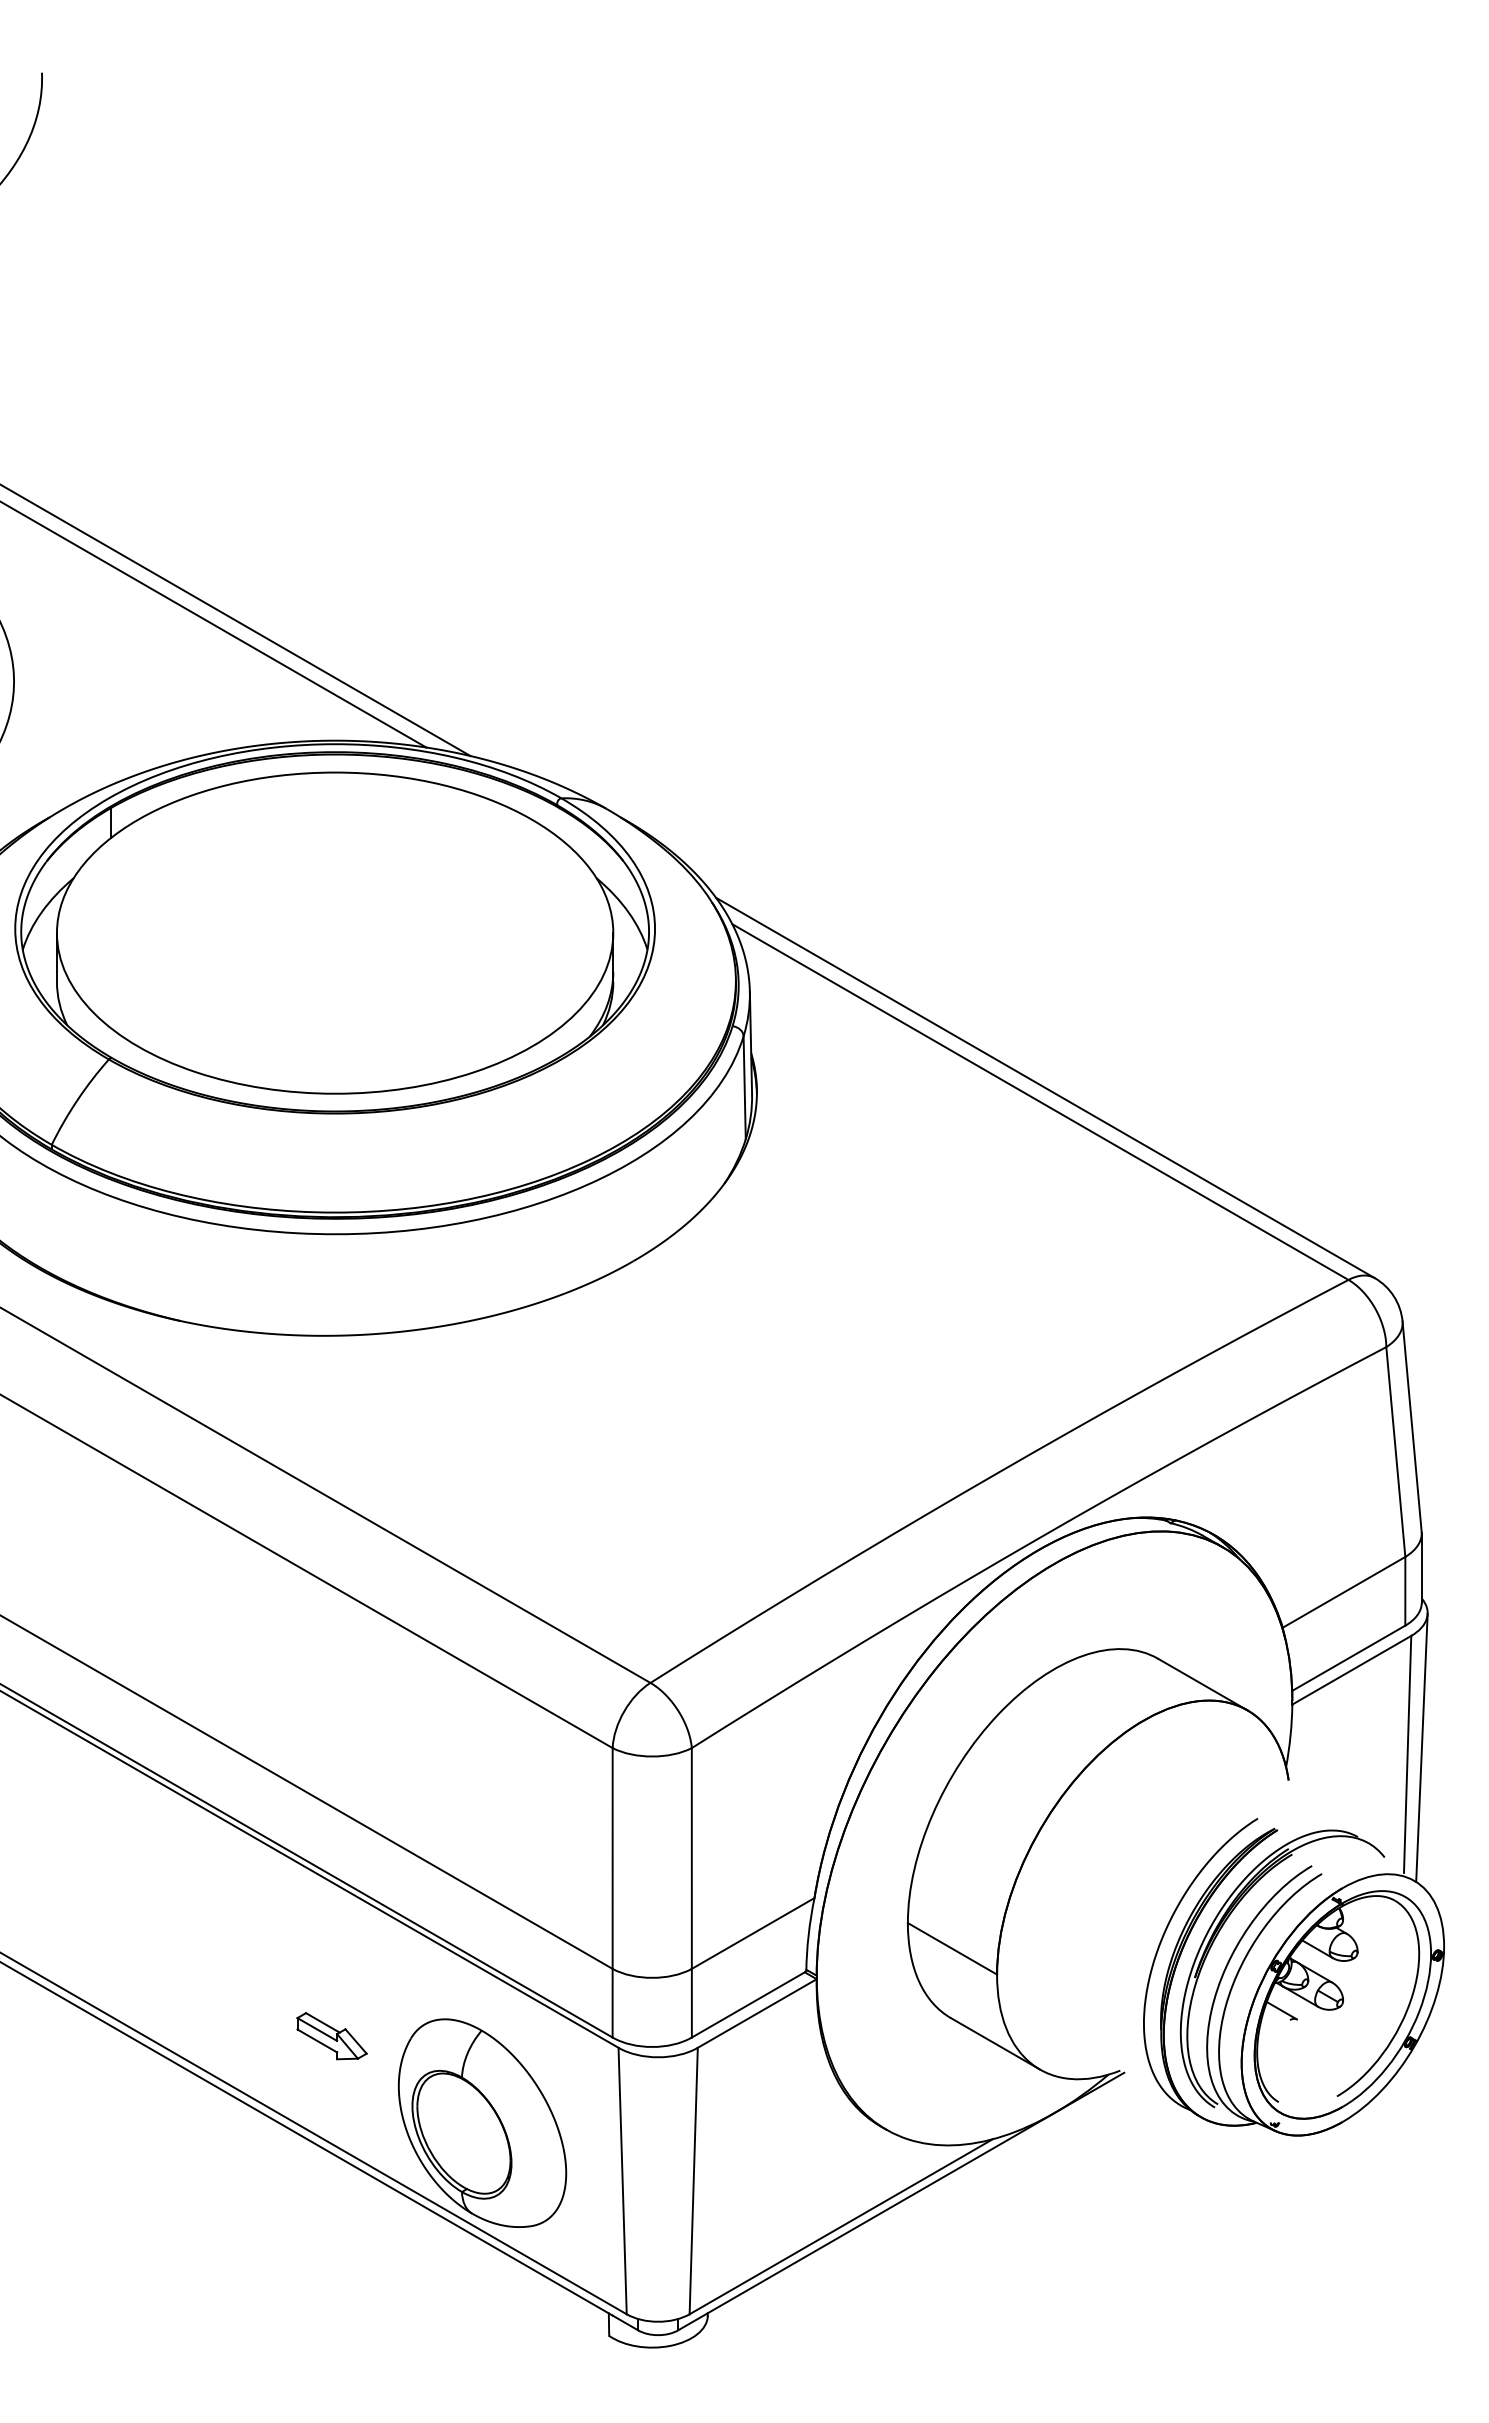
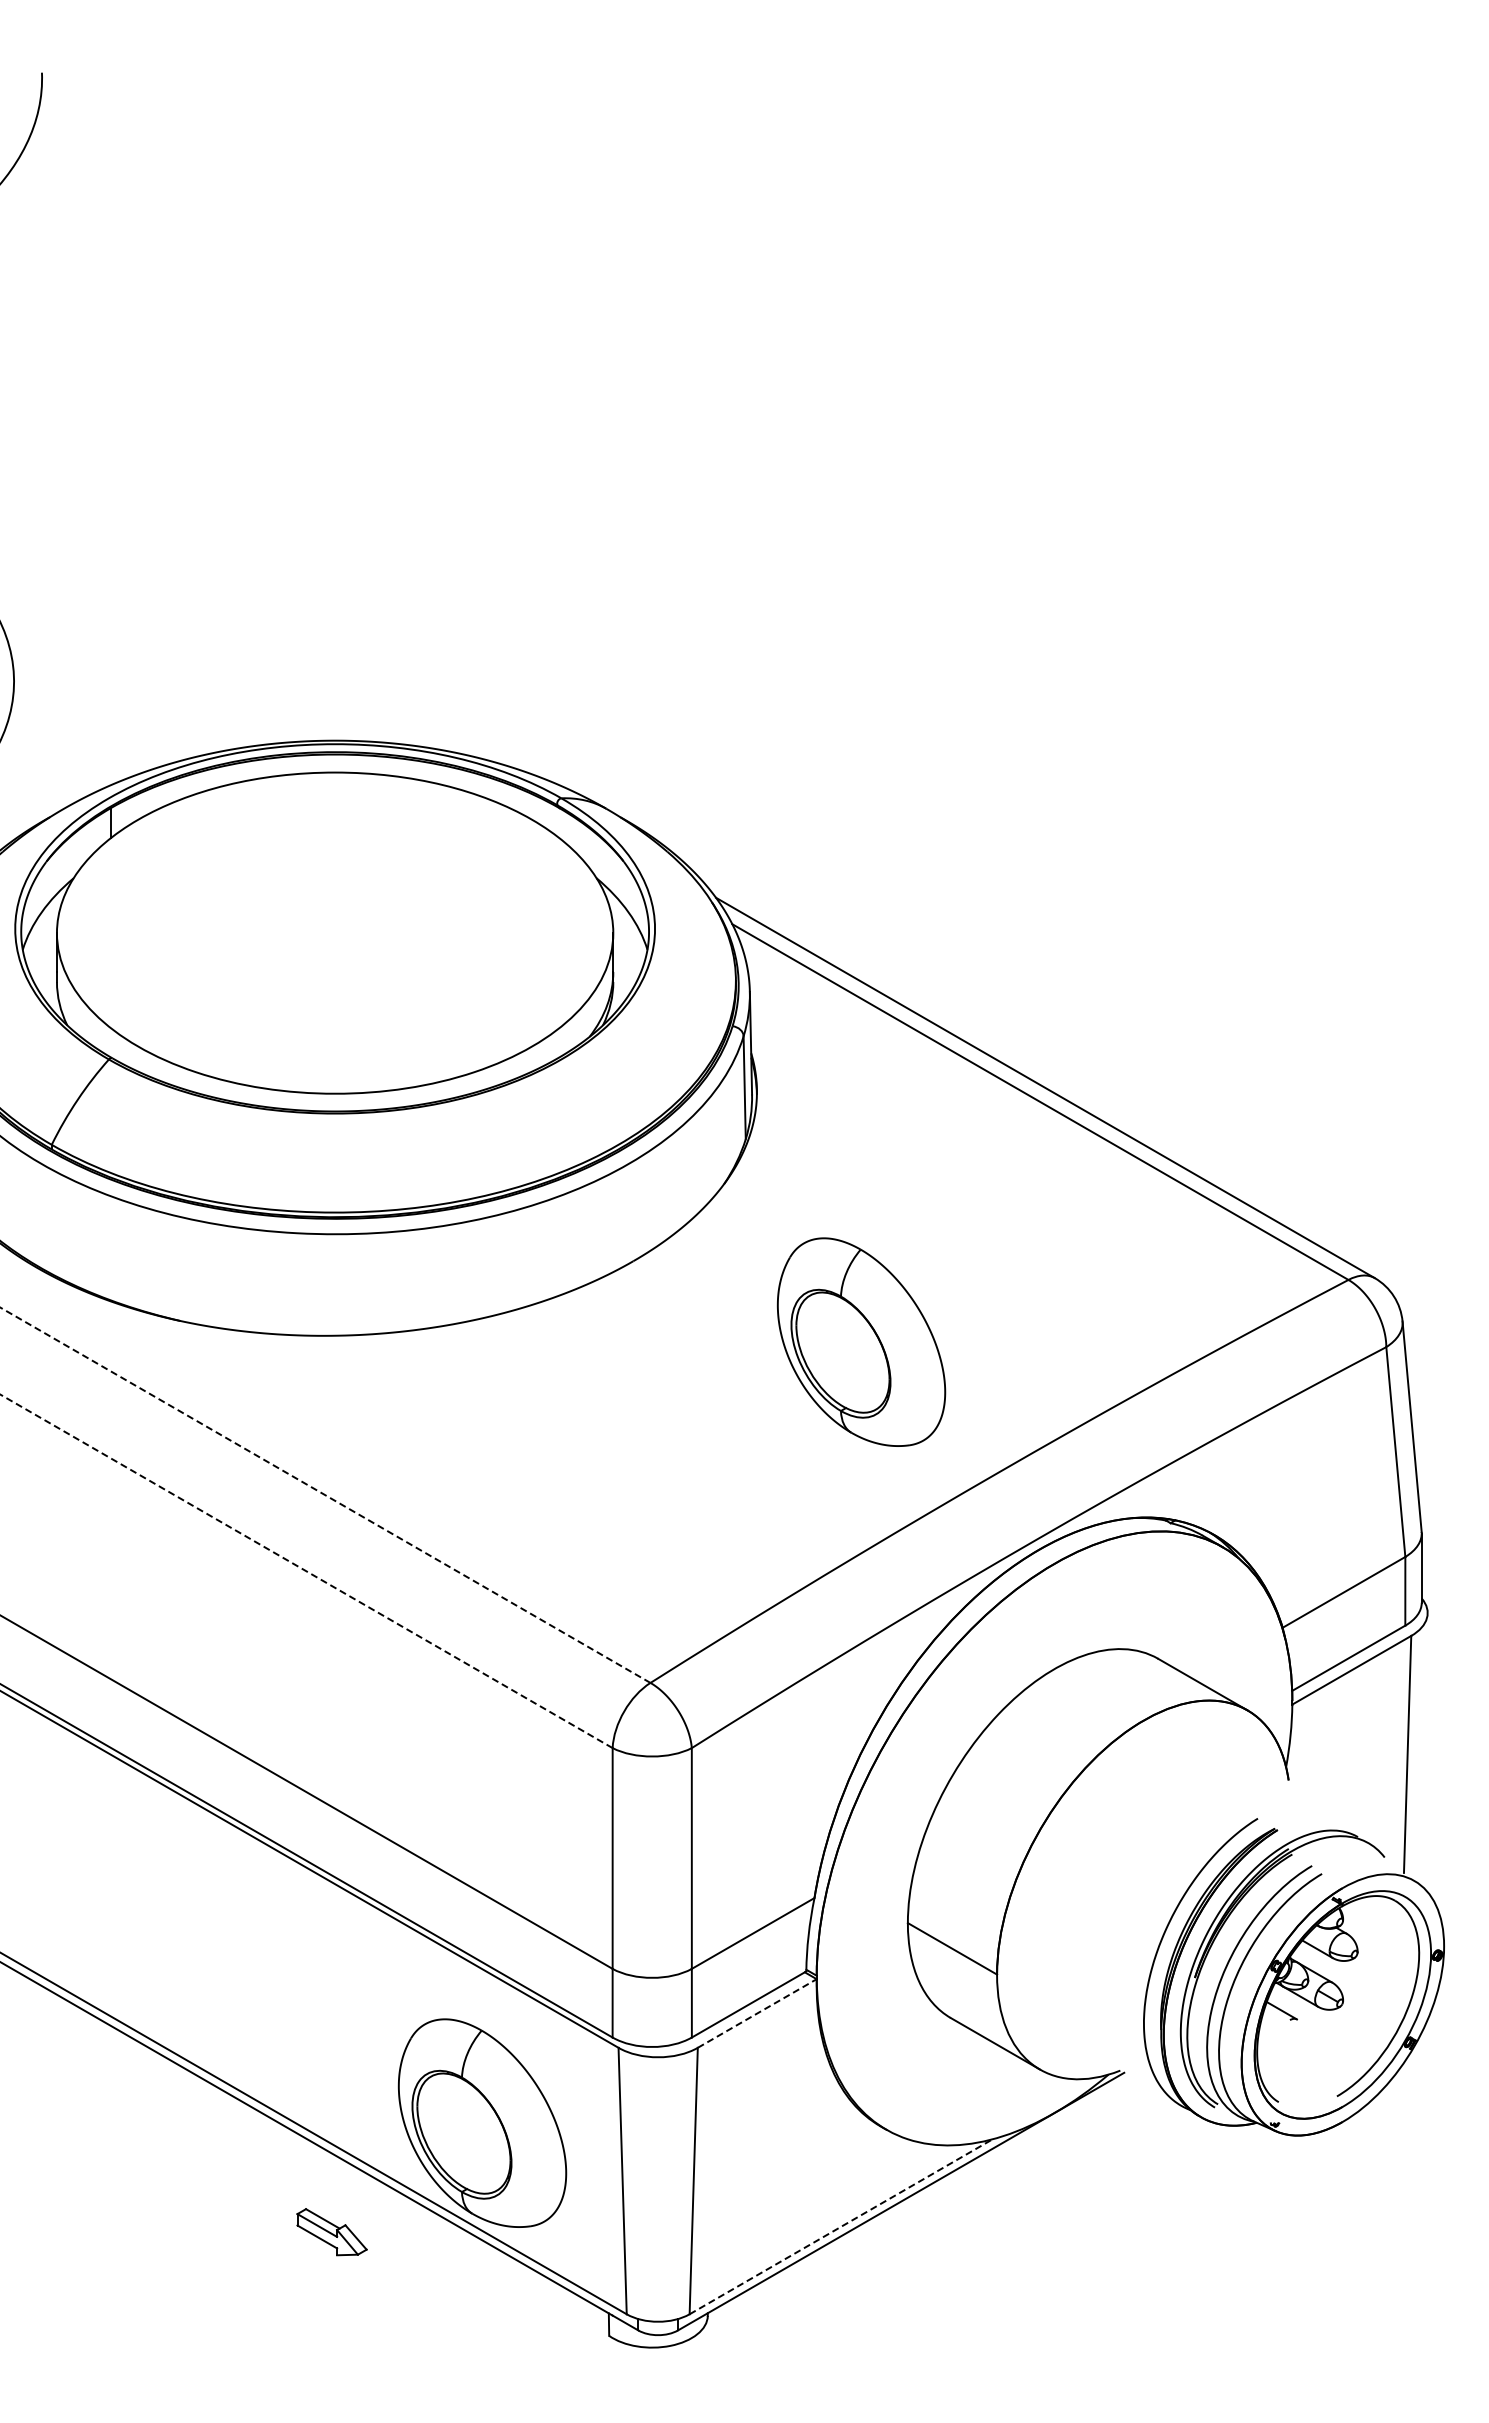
line: present -> none (236, 620)
line: present -> none (214, 624)
part: none -> present (861, 1341)
line: solid -> dashed (325, 1495)
line: solid -> dashed (306, 1571)
line: present -> none (1421, 1747)
line: solid -> dashed (757, 2013)
part position: (331, 2036) -> (331, 2232) (331, 2232)
line: solid -> dashed (841, 2226)
